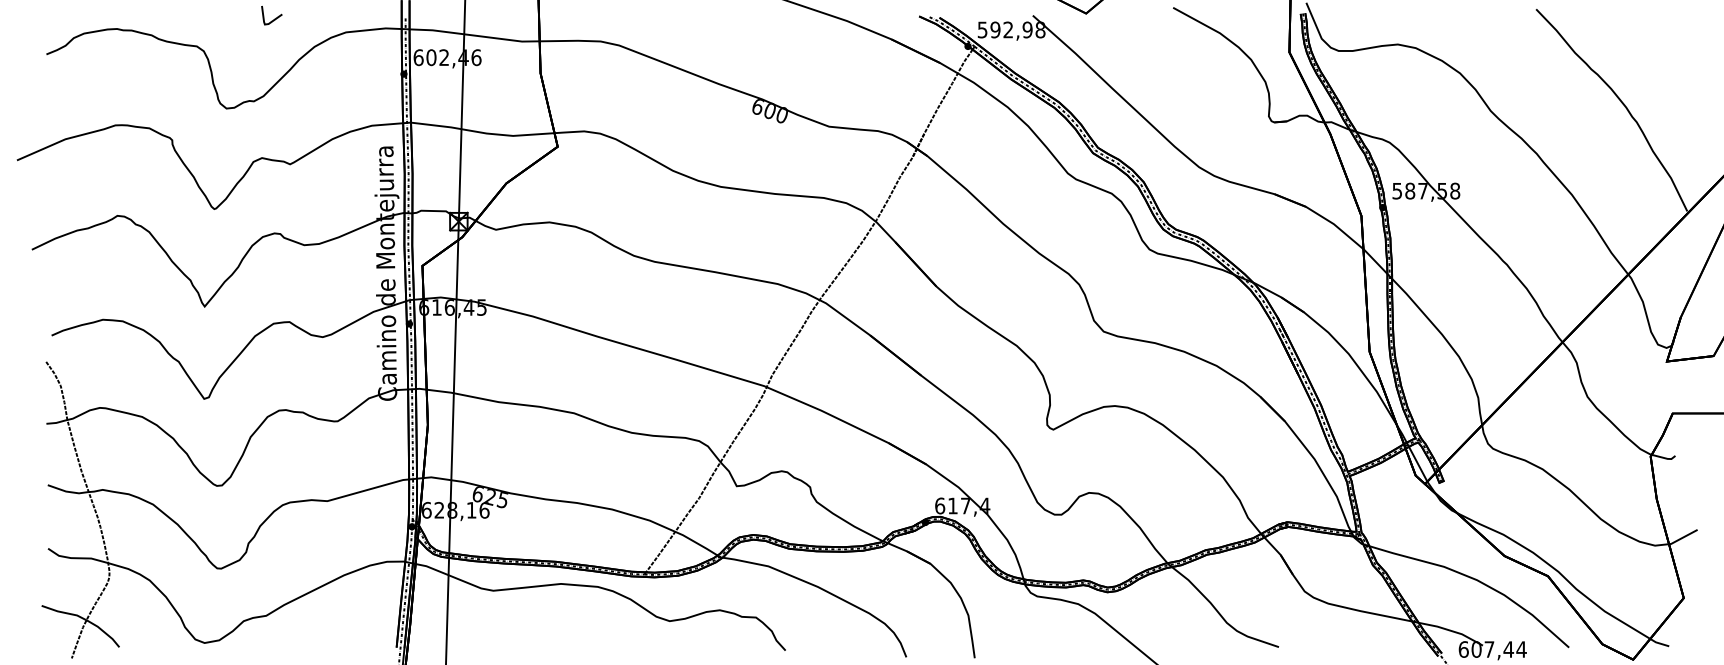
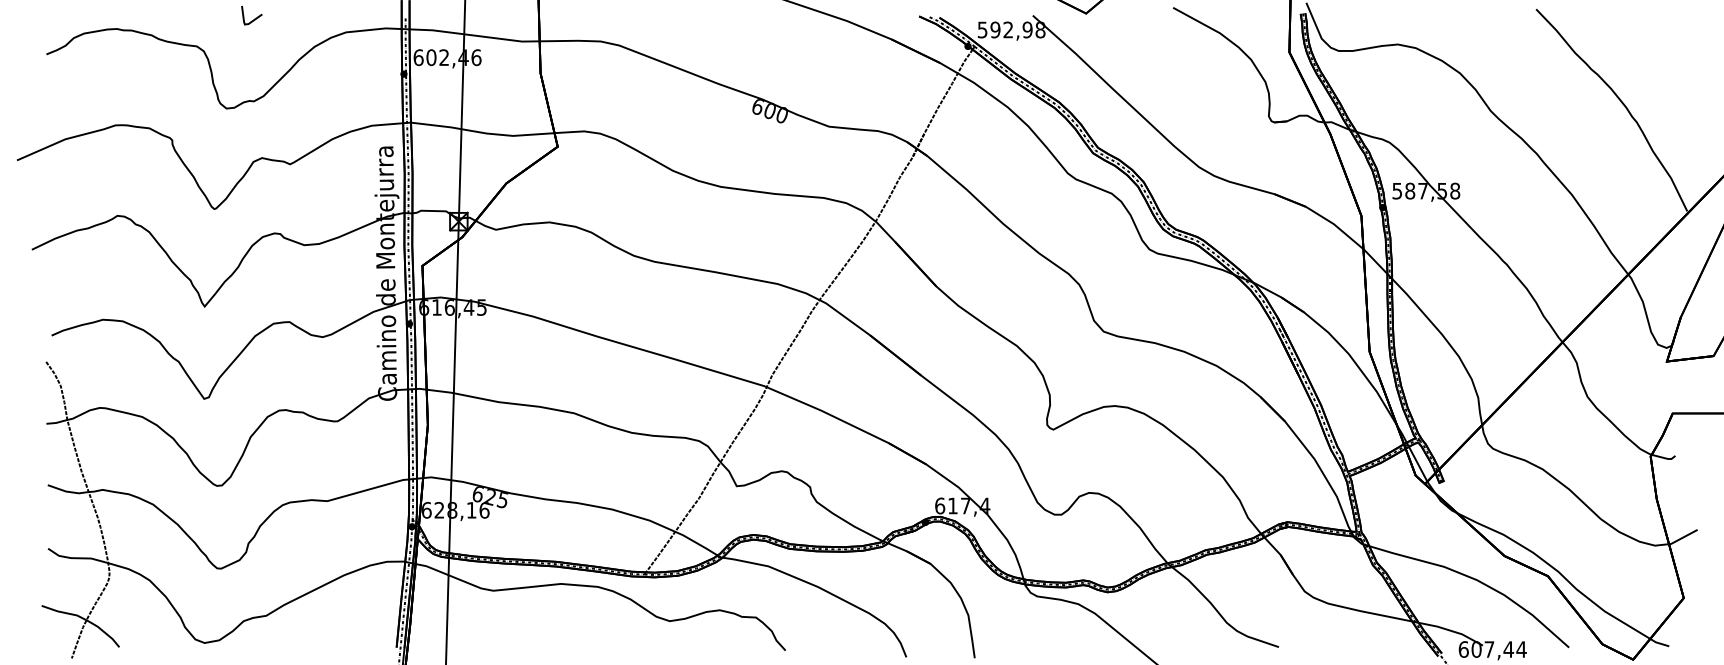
line position: (274, 18) -> (254, 18) (254, 18)
